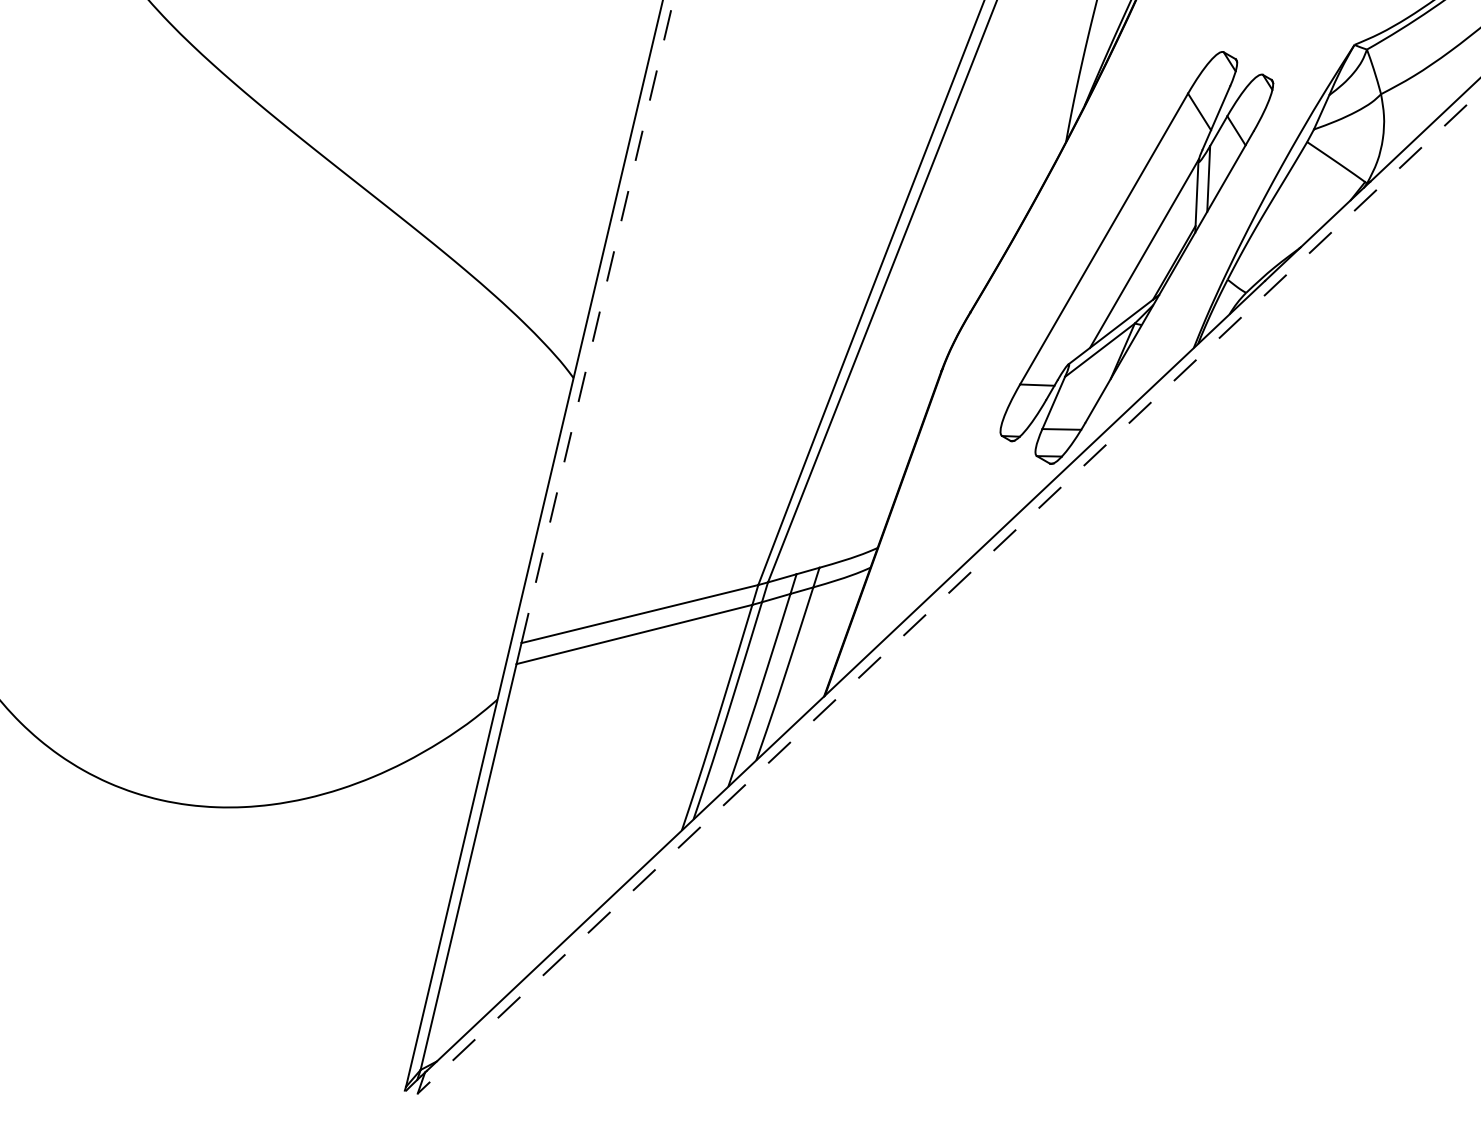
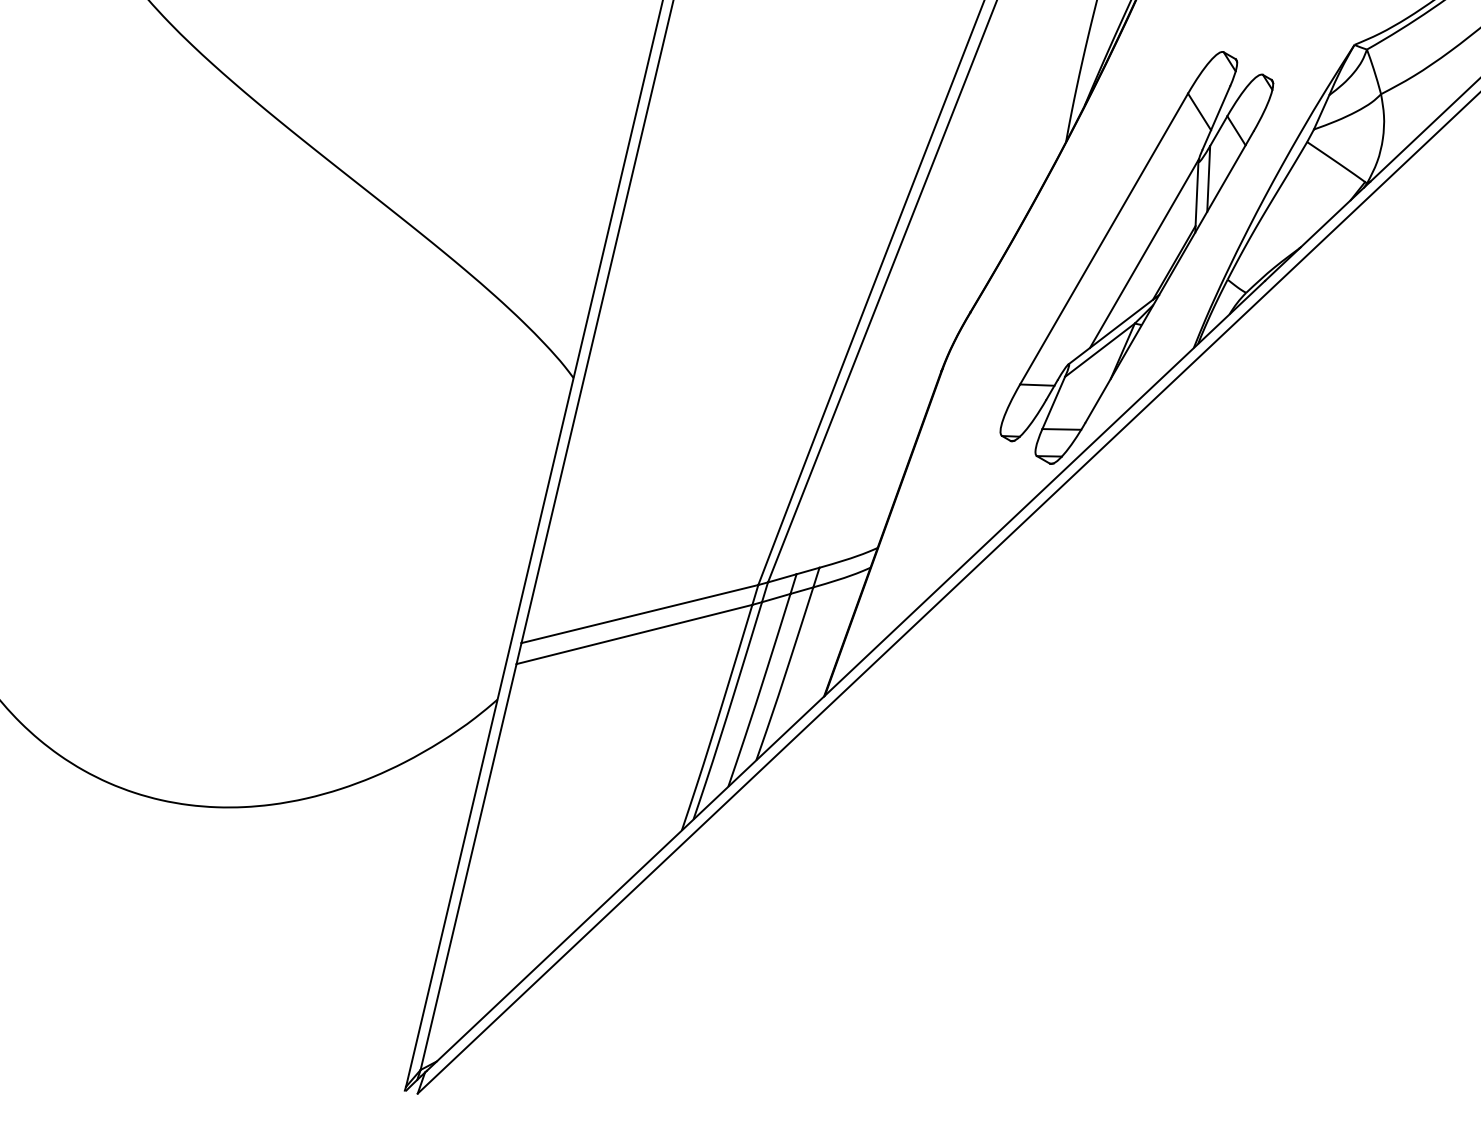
line: dashed -> solid (597, 321)
line: dashed -> solid (948, 593)
